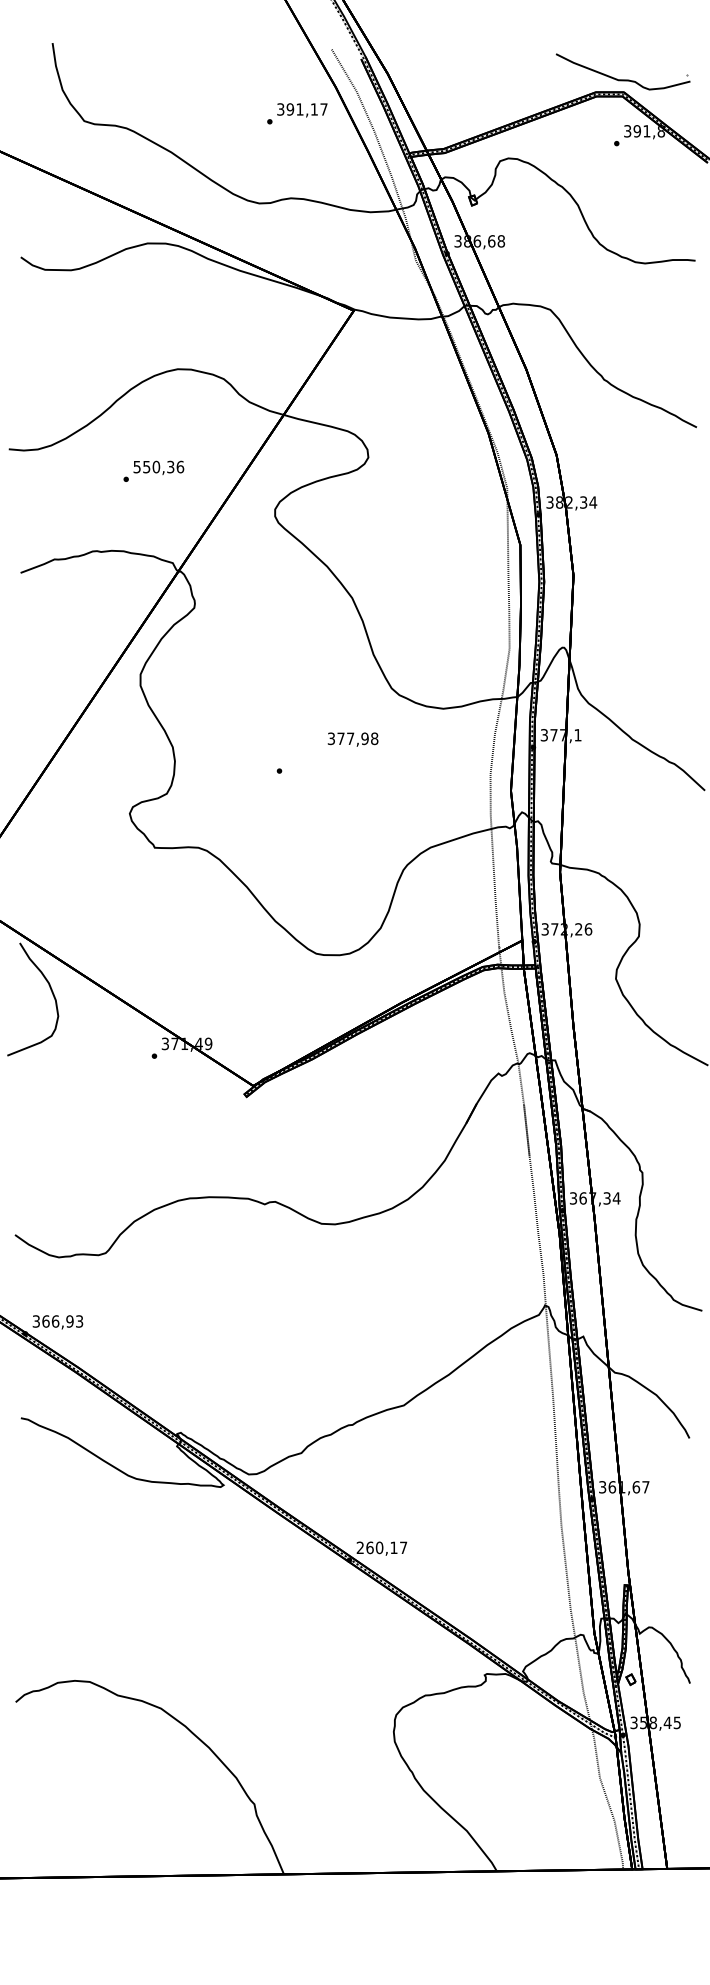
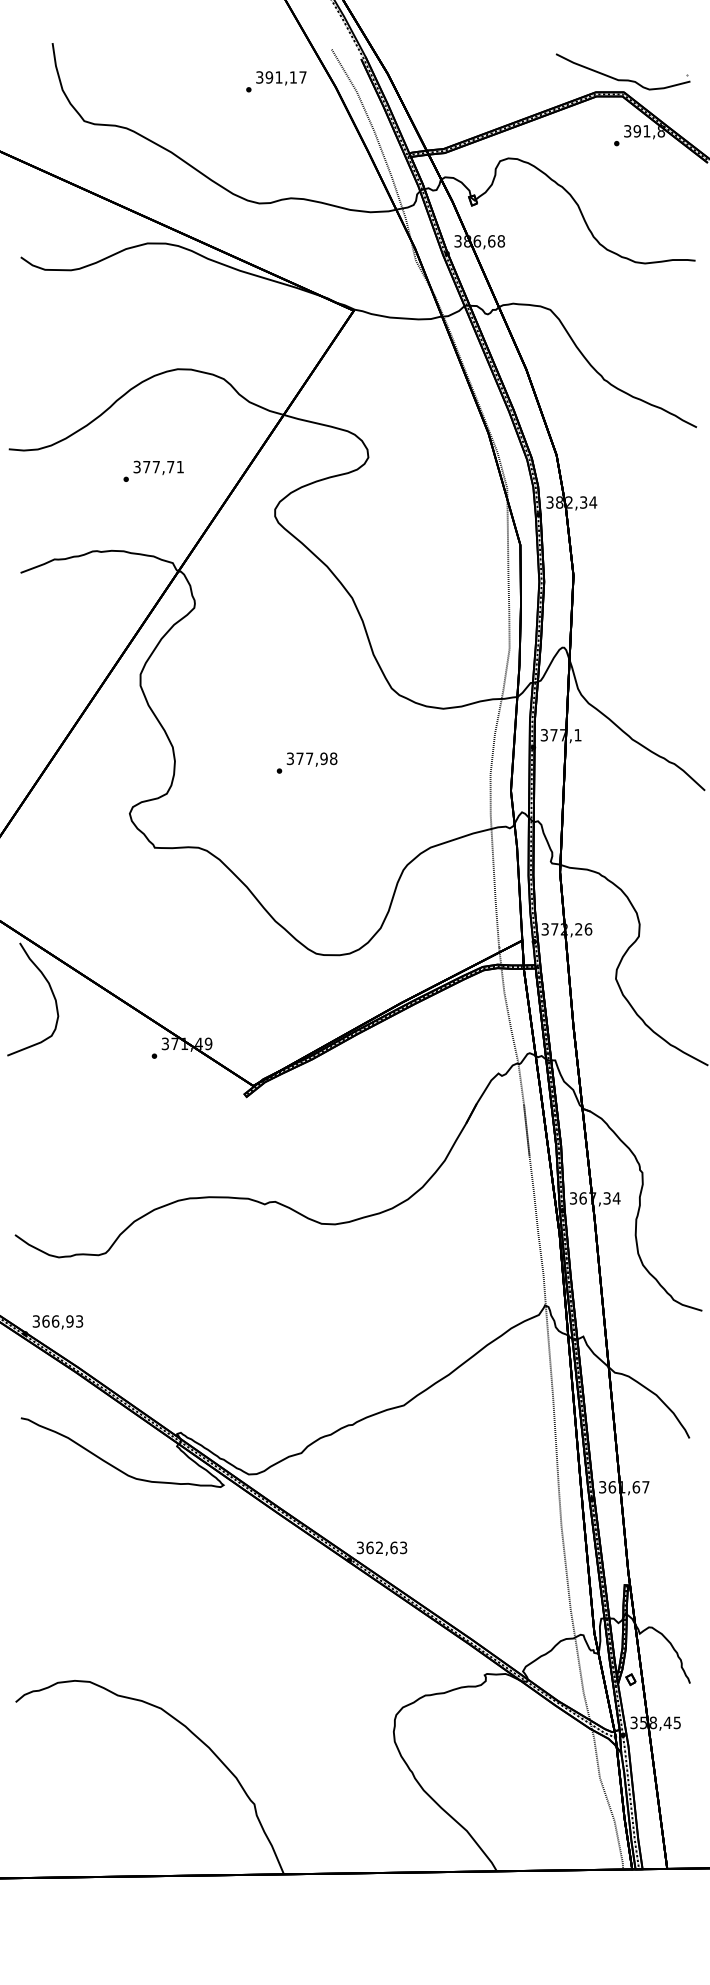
text position: (297, 113) -> (276, 81) (276, 81)
text: 550,36 -> 377,71 (159, 466)
text position: (352, 739) -> (311, 759) (311, 759)
text: 260,17 -> 362,63 (381, 1547)
